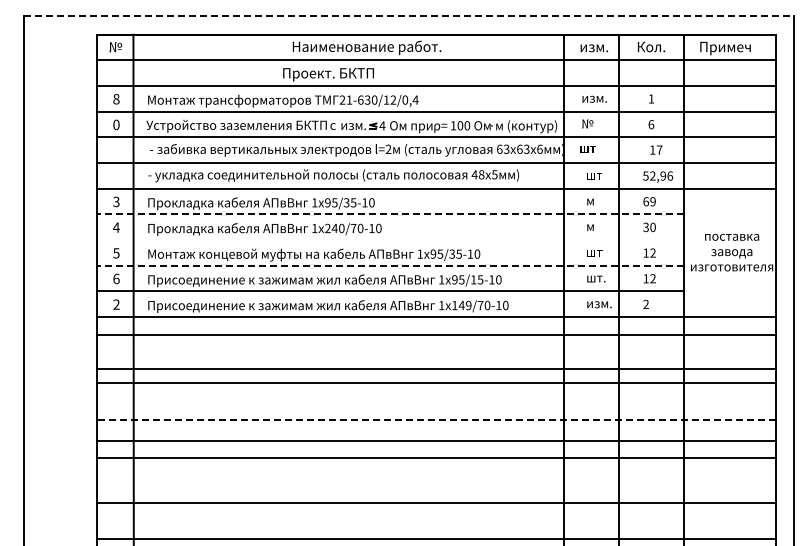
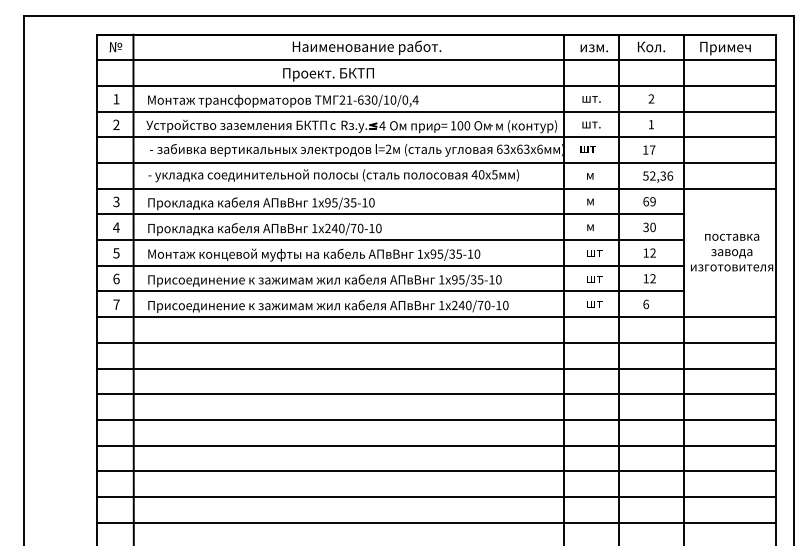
line: dashed -> solid (409, 16)
text: изм. -> шт. (594, 98)
text: 1 -> 2 (651, 98)
text: 8 -> 1 (116, 99)
text: 21-630/12/0,4 -> 21-630/10/0,4 (393, 99)
text: № -> шт. (591, 123)
text: 0 -> 2 (116, 124)
text: 6 -> 1 (651, 124)
text: изм. -> Rз.у. (354, 126)
text position: (656, 149) -> (649, 149) (649, 149)
text: 48 -> 40 (481, 175)
text: 52,96 -> 52,36 (663, 175)
text: шт -> м (594, 176)
line: dashed -> solid (390, 214)
line: none -> present (390, 240)
line: dashed -> solid (390, 265)
text: шт. -> шт (596, 278)
text: 95/15-10 -> 95/35-10 (473, 279)
text: 2 -> 7 (116, 304)
text: изм. -> шт (599, 304)
text: 2 -> 6 (646, 304)
text: 149/70-10 -> 240/70-10 (461, 305)
line position: (436, 334) -> (436, 342) (436, 342)
line position: (436, 383) -> (436, 394) (436, 394)
line: dashed -> solid (436, 419)
line position: (436, 440) -> (436, 445) (436, 445)
line position: (436, 458) -> (436, 471) (436, 471)
line position: (436, 502) -> (436, 496) (436, 496)
line position: (436, 538) -> (436, 522) (436, 522)
